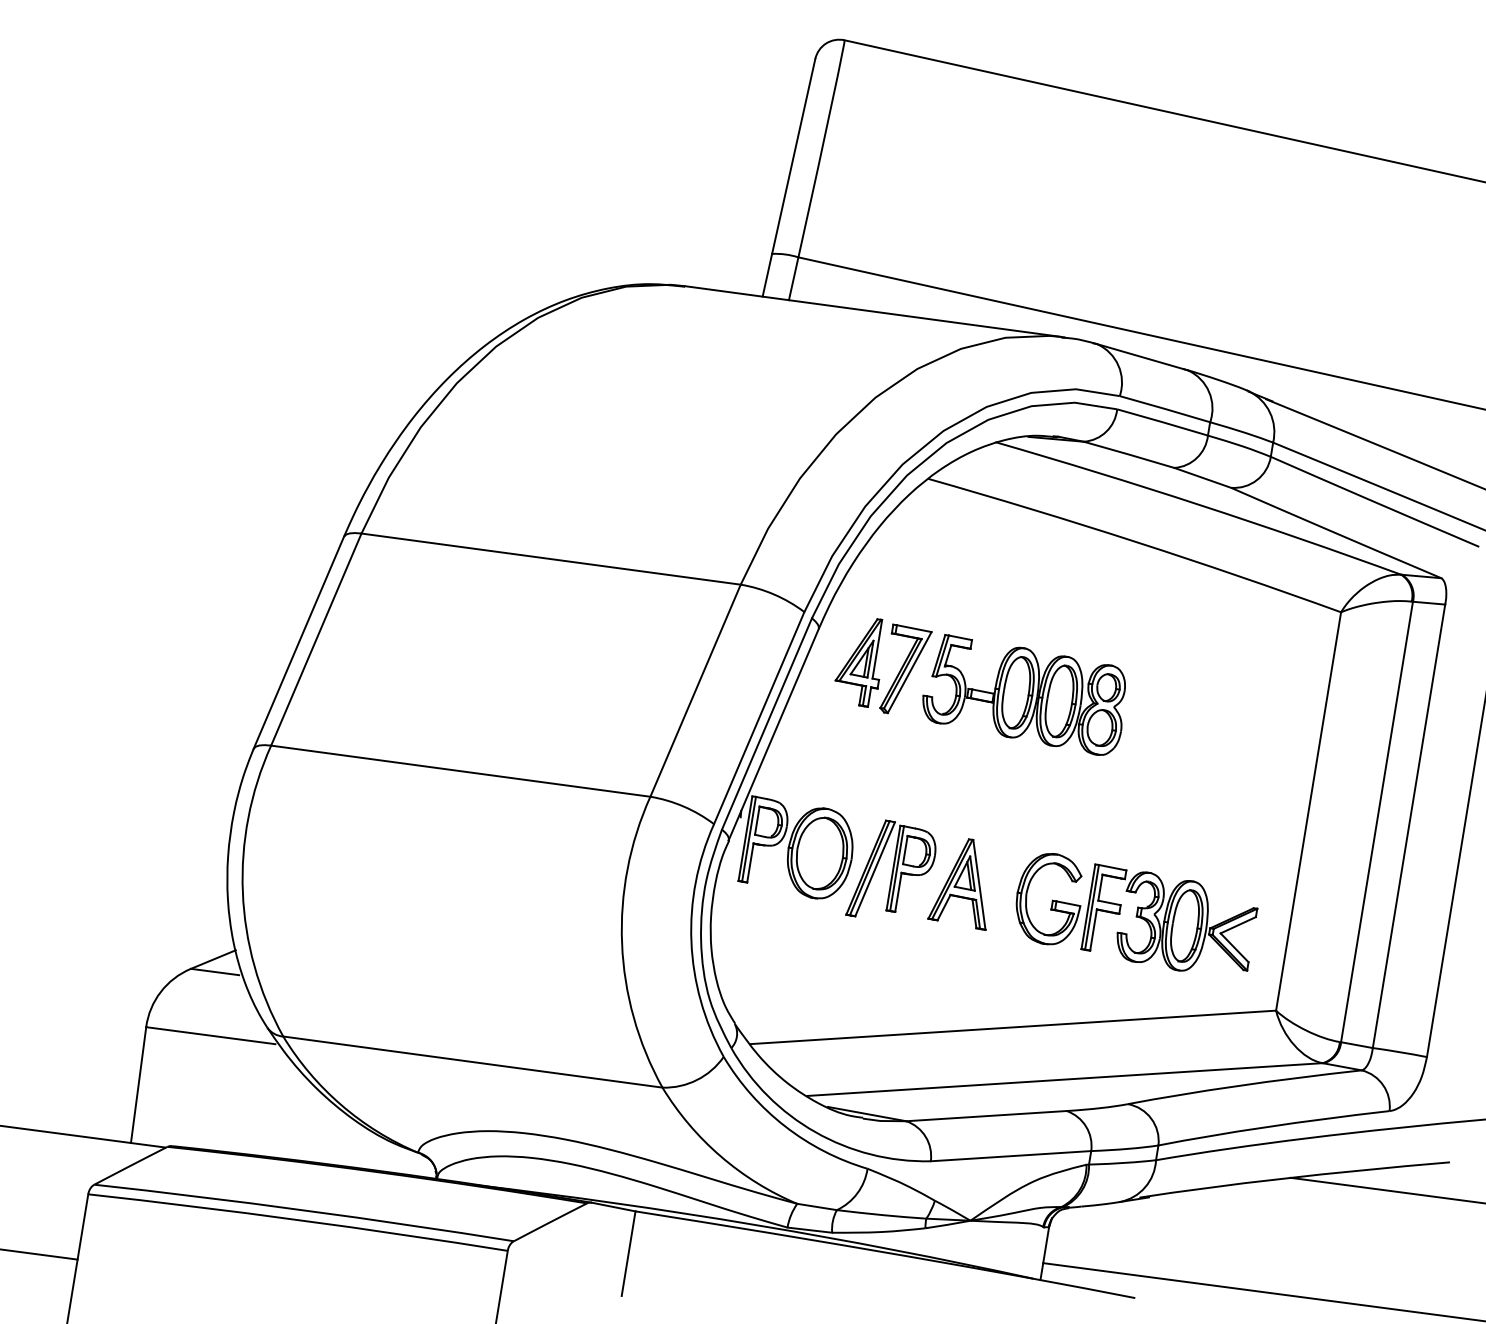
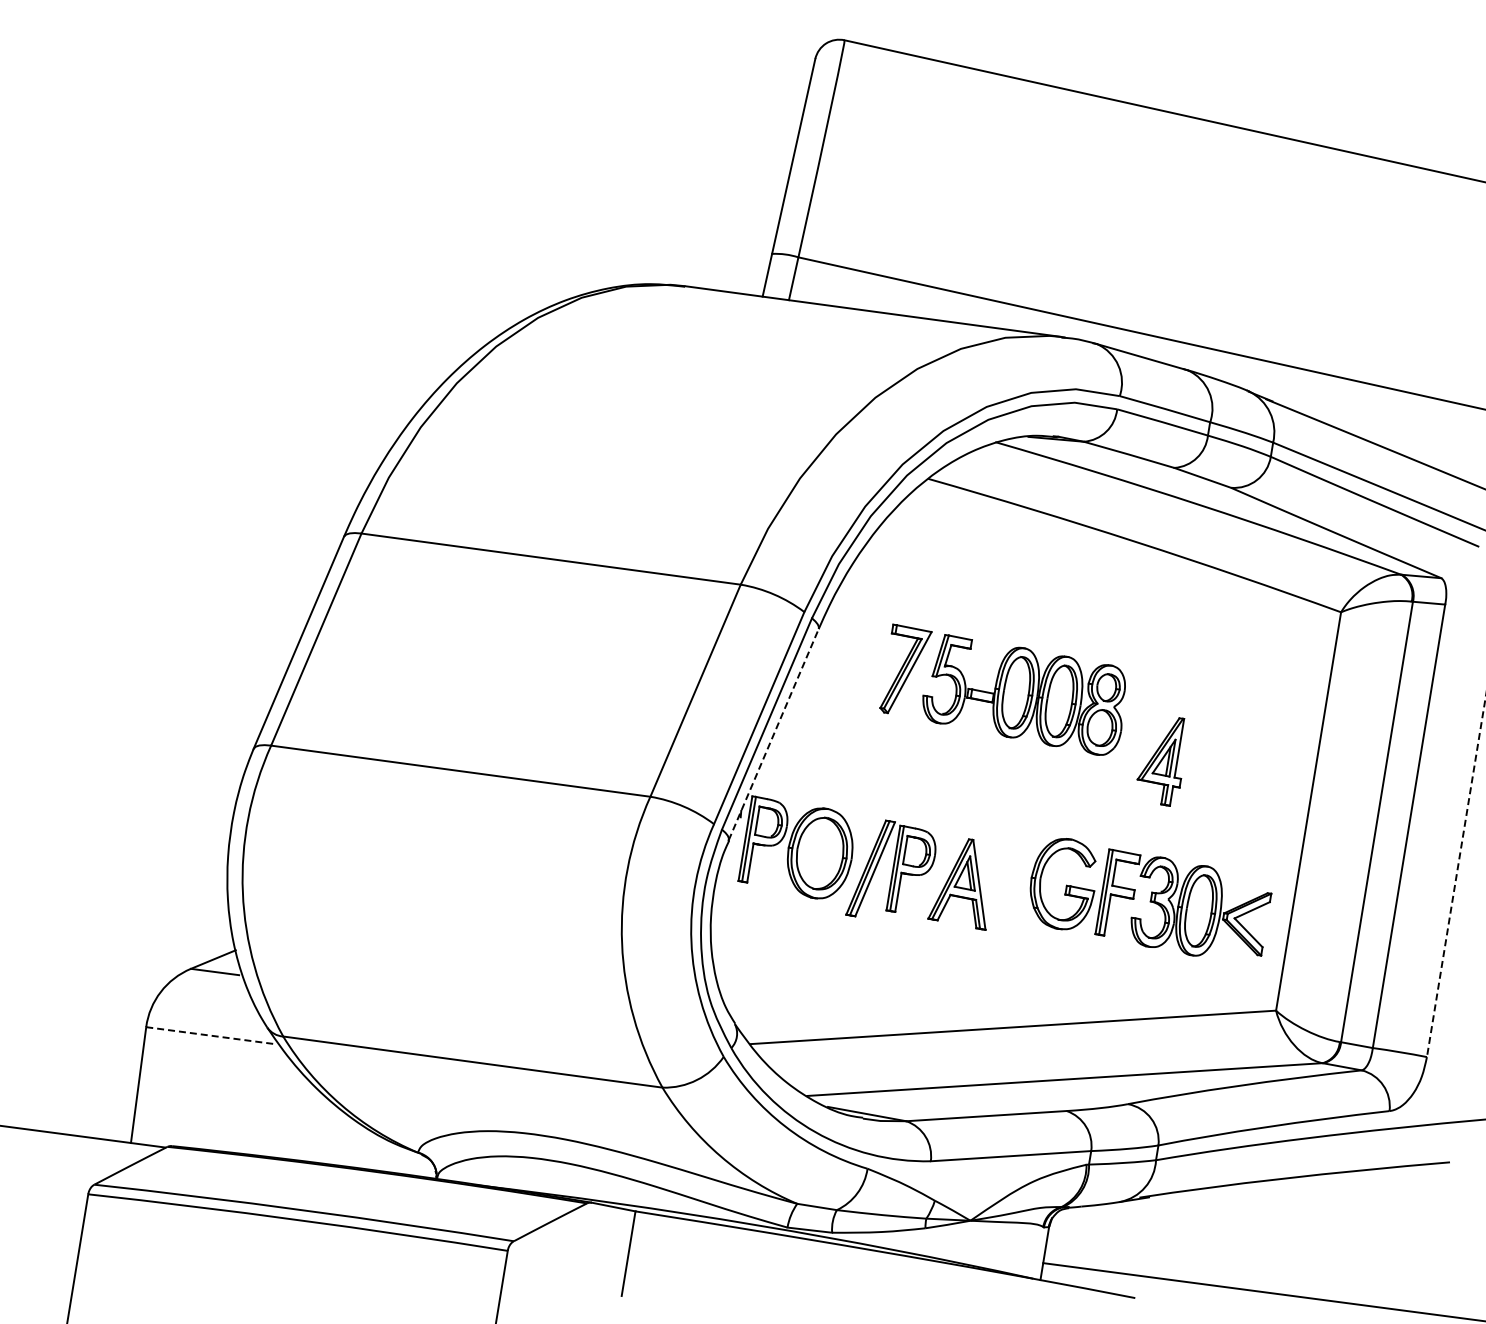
part position: (858, 662) -> (1160, 761) (1160, 761)
line: solid -> dashed (773, 734)
line: solid -> dashed (1456, 876)
part position: (1136, 912) -> (1150, 897) (1150, 897)
line: solid -> dashed (211, 1035)
line: present -> none (1386, 1190)
line: present -> none (39, 1254)
